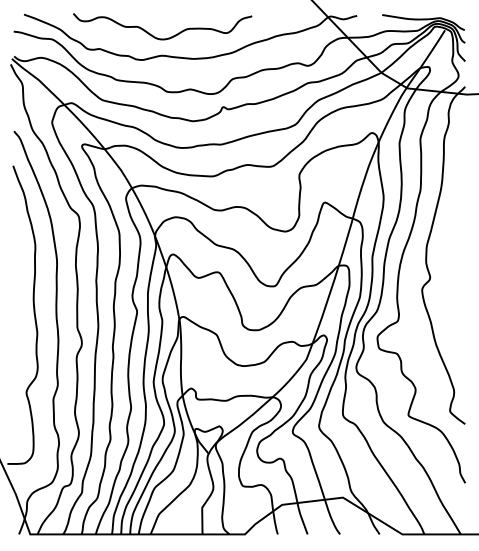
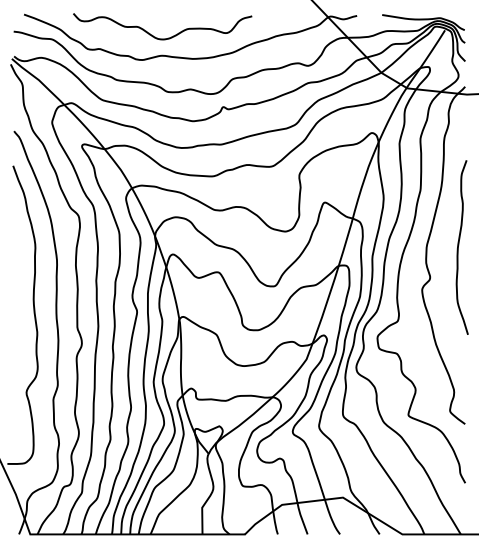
curve: none -> present (459, 245)
